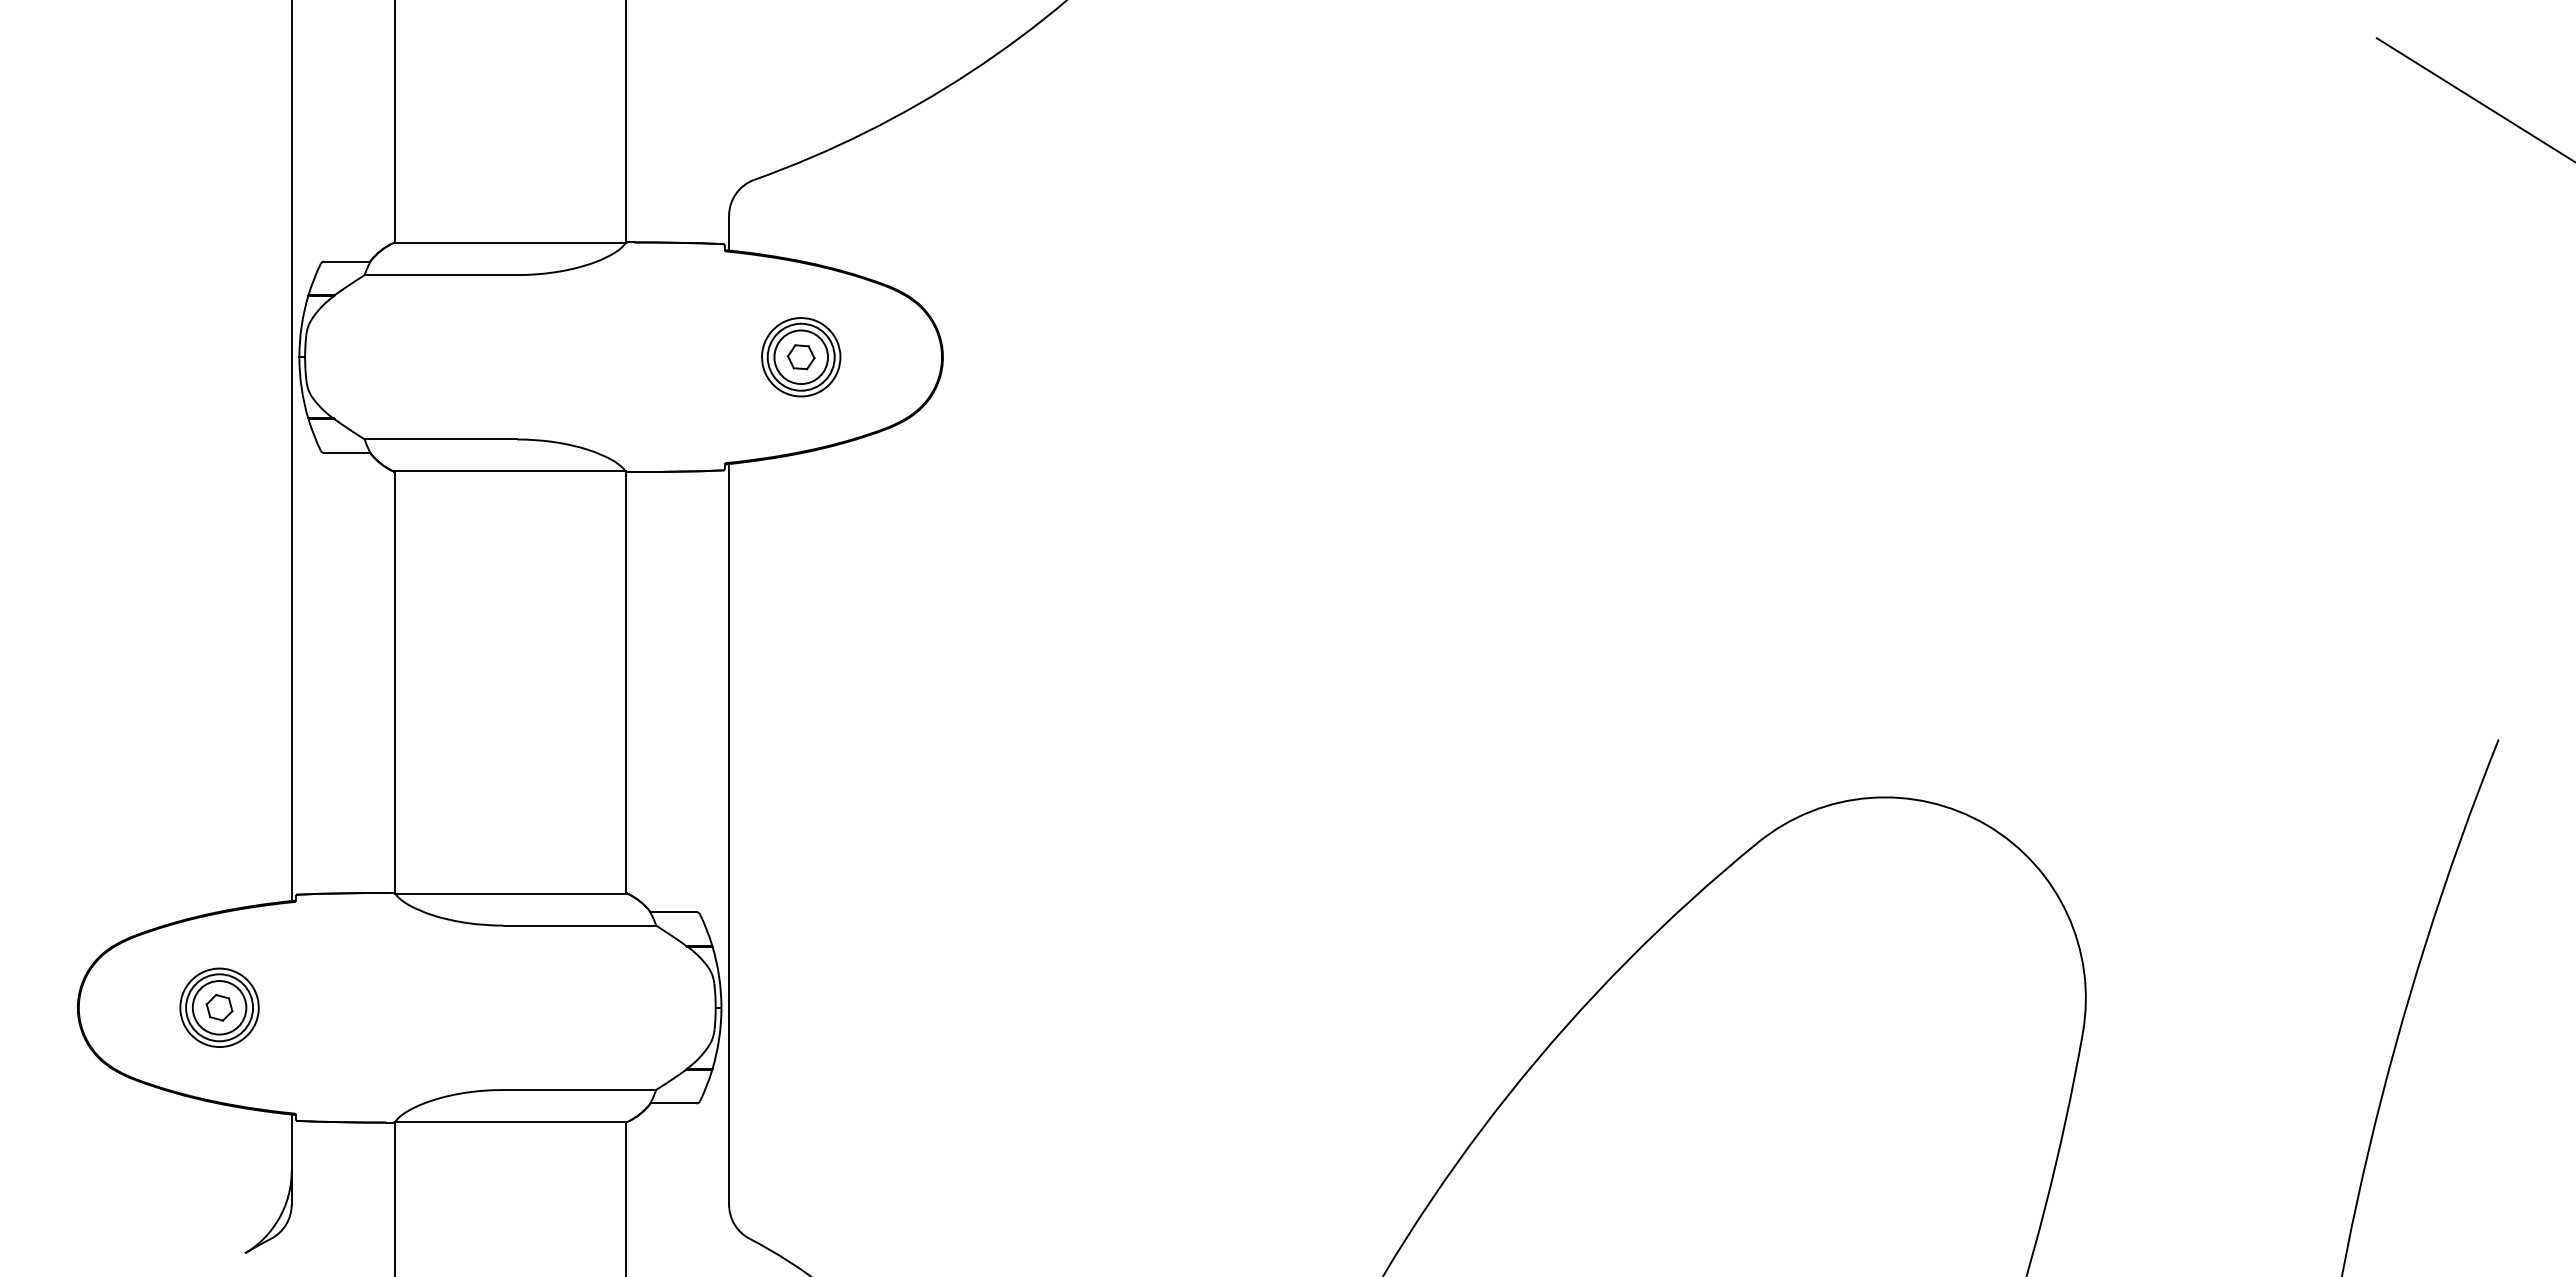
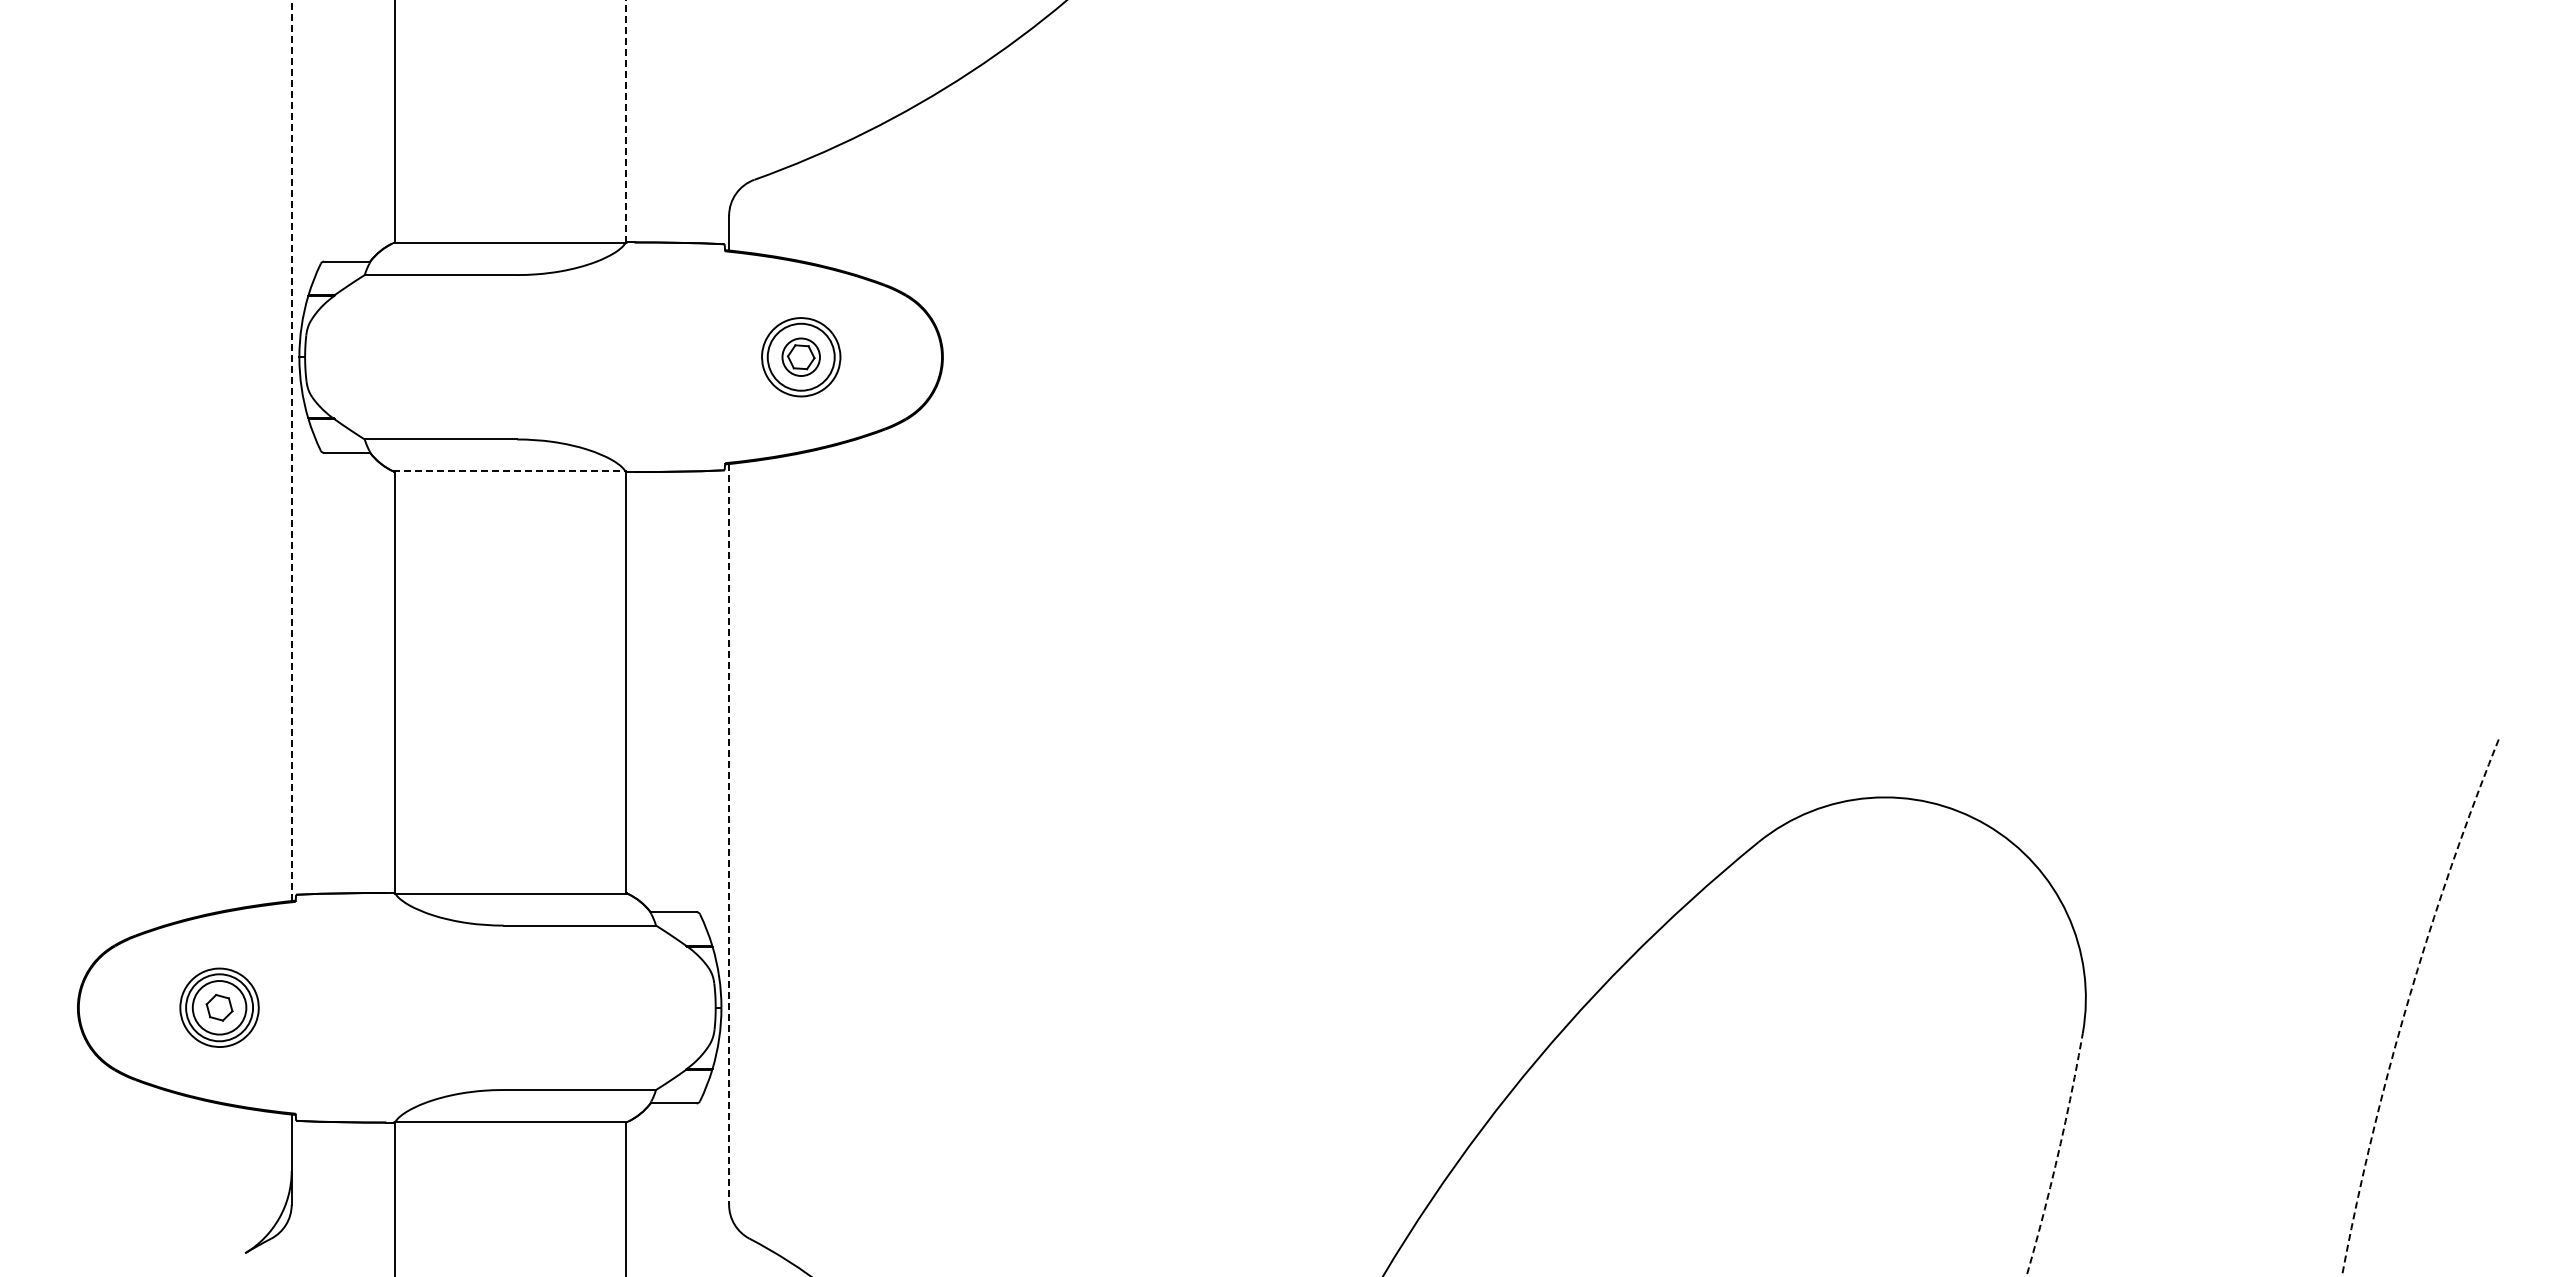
line: present -> none (2474, 99)
line: solid -> dashed (625, 121)
circle diameter: 54 px -> 38 px (800, 357)
line: solid -> dashed (291, 450)
line: solid -> dashed (508, 470)
line: solid -> dashed (729, 834)
arc: solid -> dashed (2407, 1003)
arc: solid -> dashed (2057, 1155)
